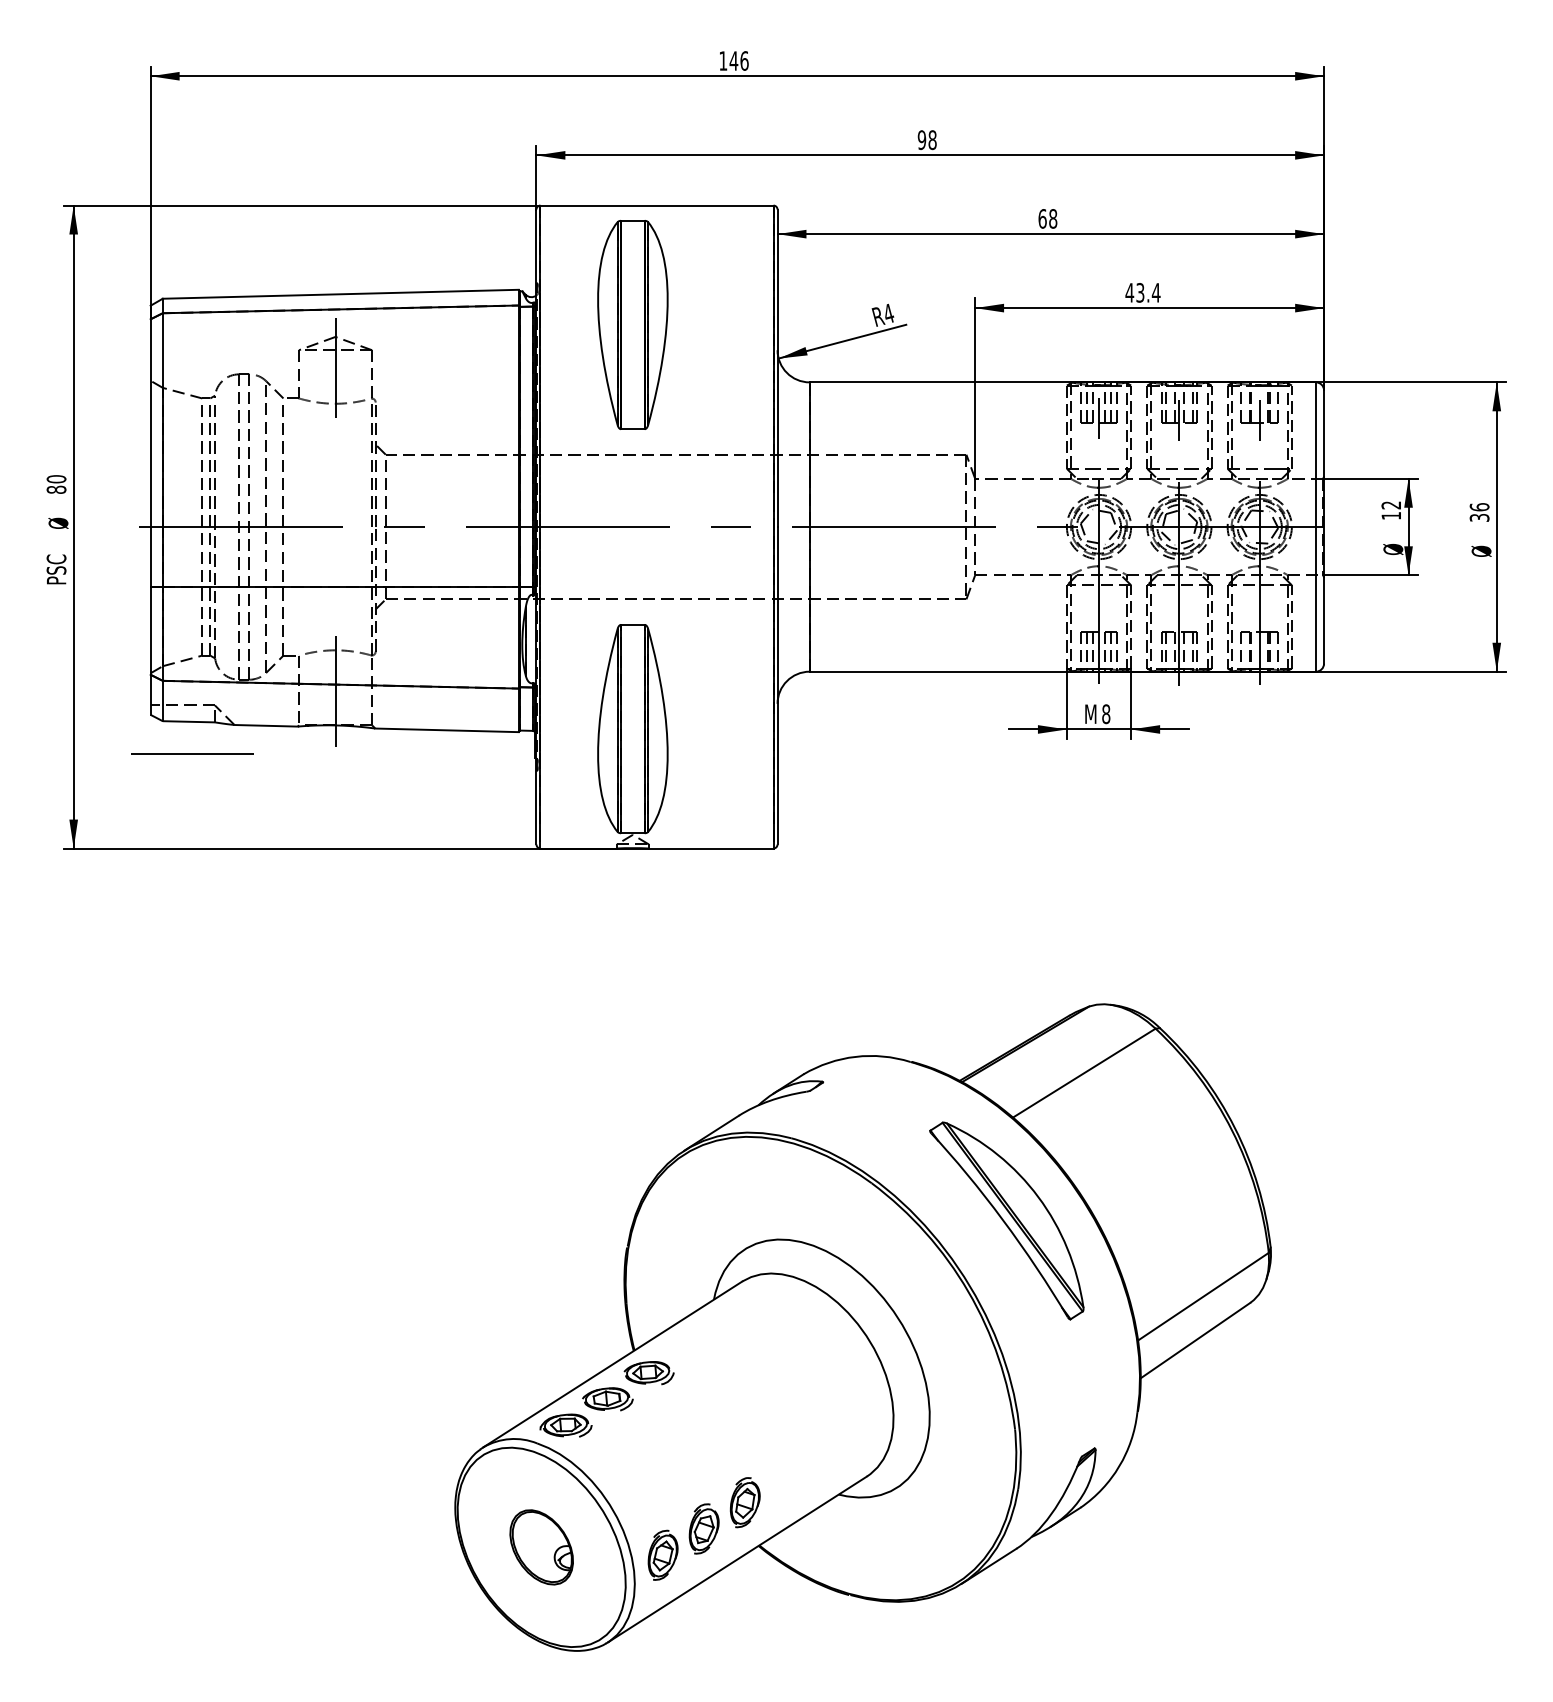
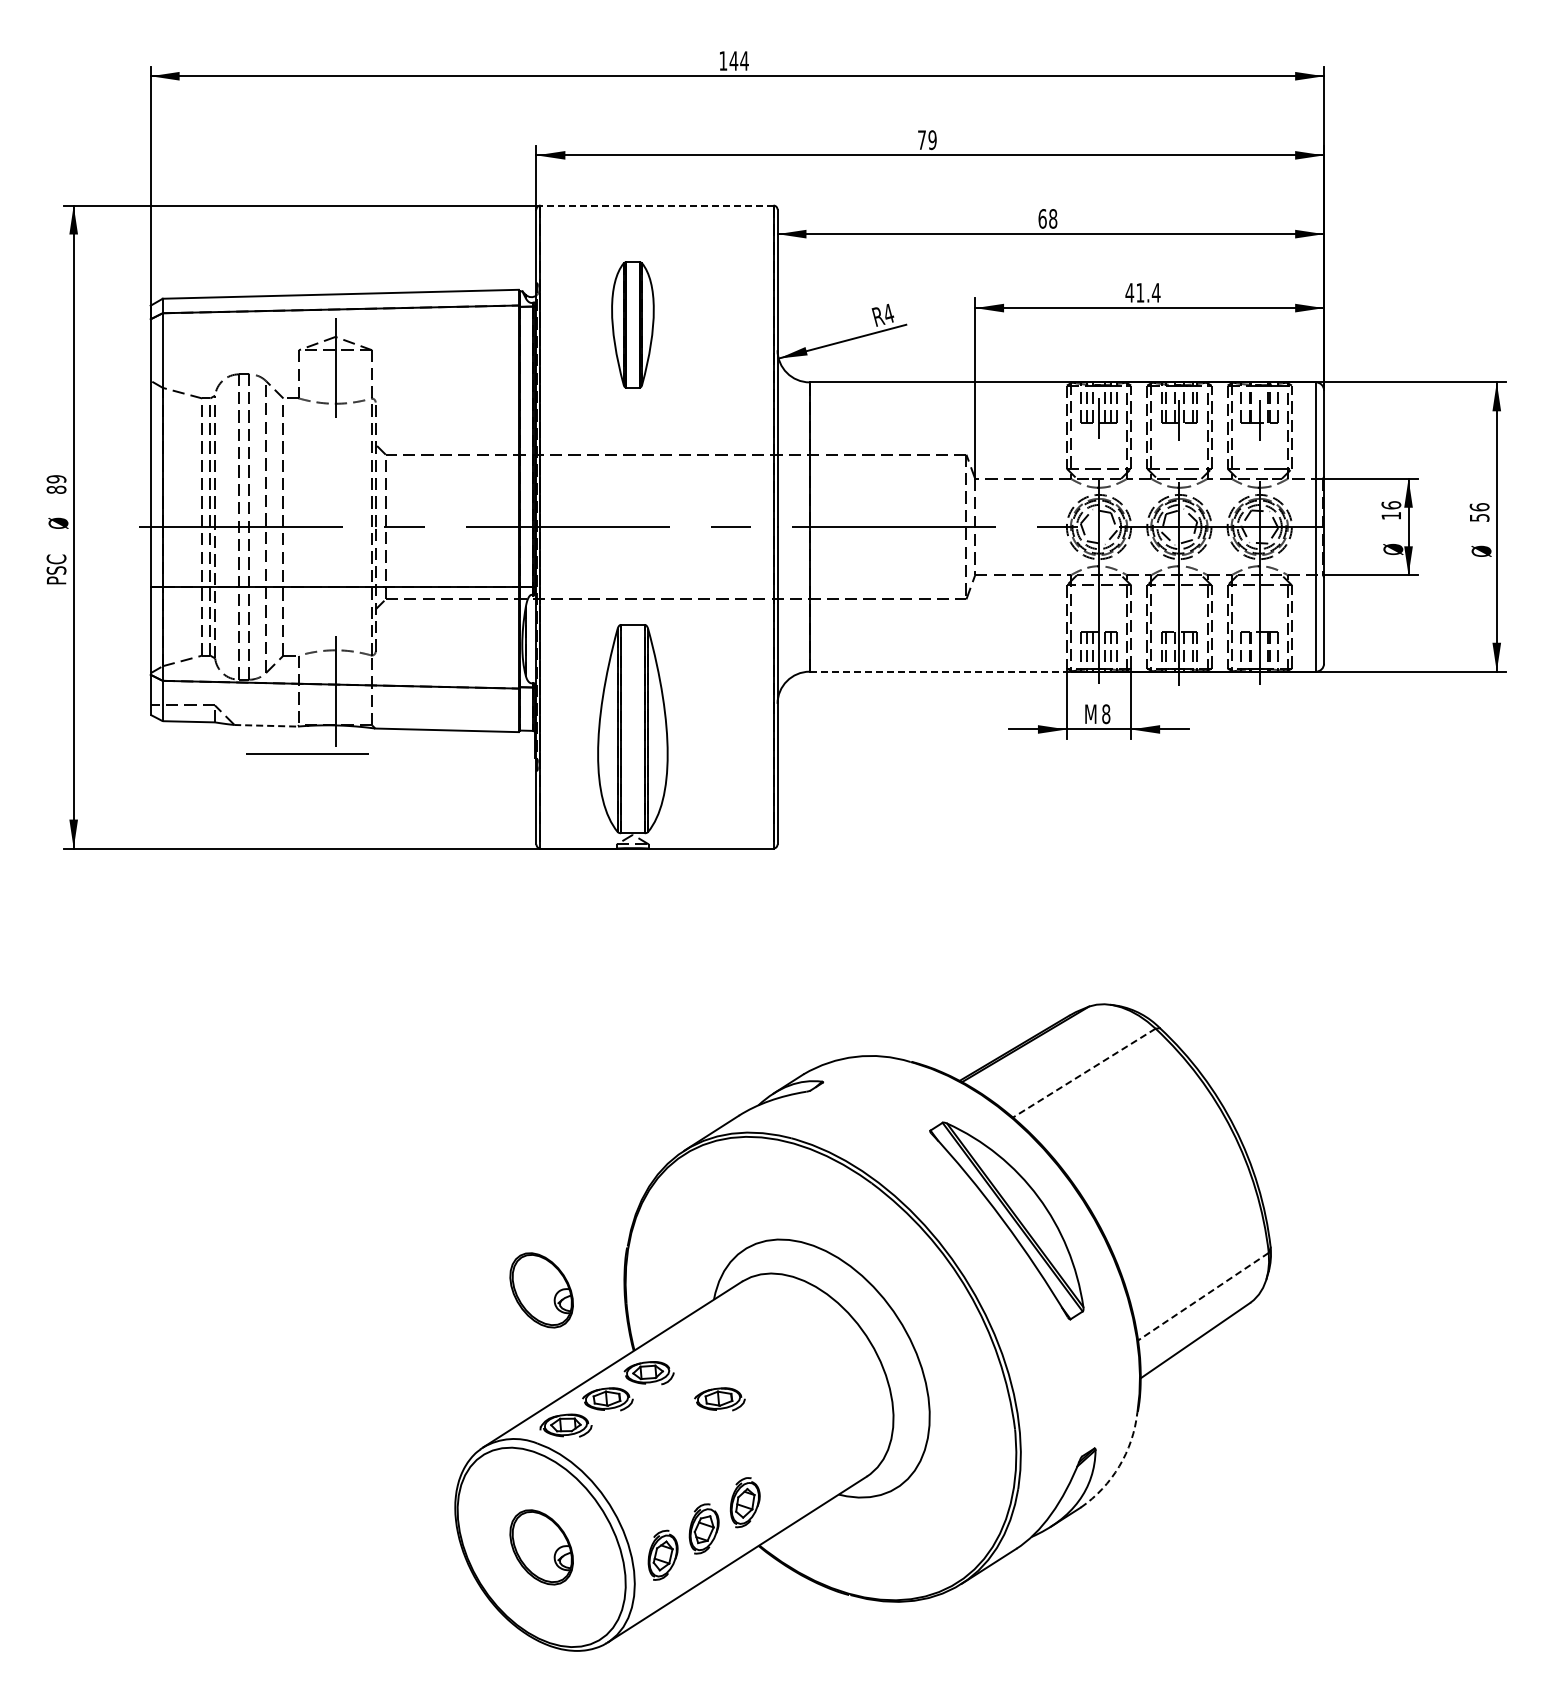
text: 146 -> 144 (744, 60)
text: 98 -> 79 (926, 140)
line: solid -> dashed (657, 205)
text: 43.4 -> 41.4 (1140, 292)
part size: 72x210 px -> 44x128 px (632, 324)
text: 80 -> 89 (56, 479)
text: 12 -> 16 (1391, 505)
text: 36 -> 56 (1478, 517)
line: solid -> dashed (940, 671)
line: solid -> dashed (266, 725)
line position: (192, 753) -> (307, 753) (307, 753)
line: solid -> dashed (1083, 1073)
part: none -> present (541, 1290)
line: solid -> dashed (1203, 1296)
part: none -> present (719, 1399)
arc: solid -> dashed (1119, 1466)
